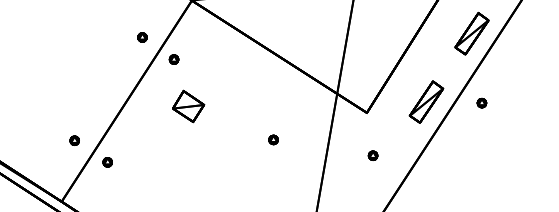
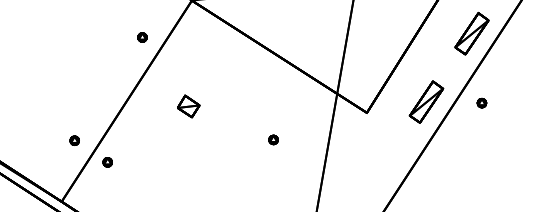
part: present -> none (173, 59)
part size: 34x35 px -> 24x25 px (188, 106)
part: present -> none (372, 155)
